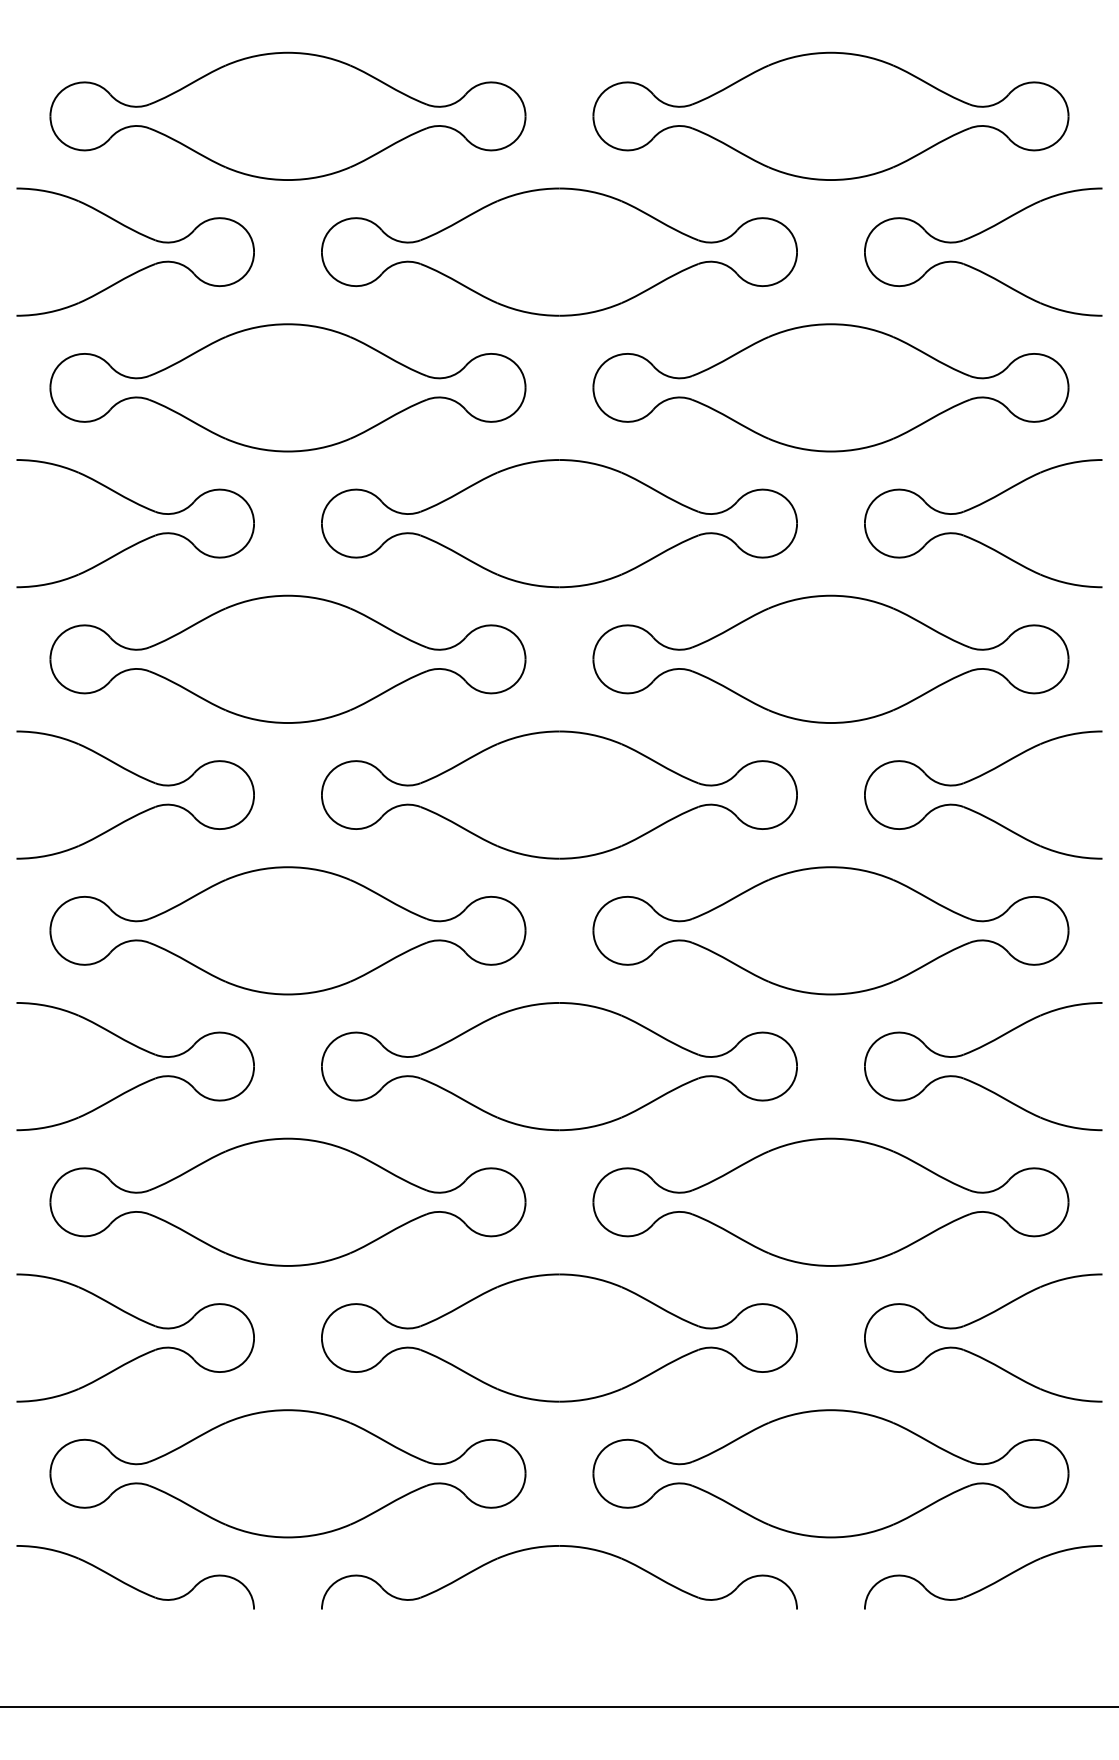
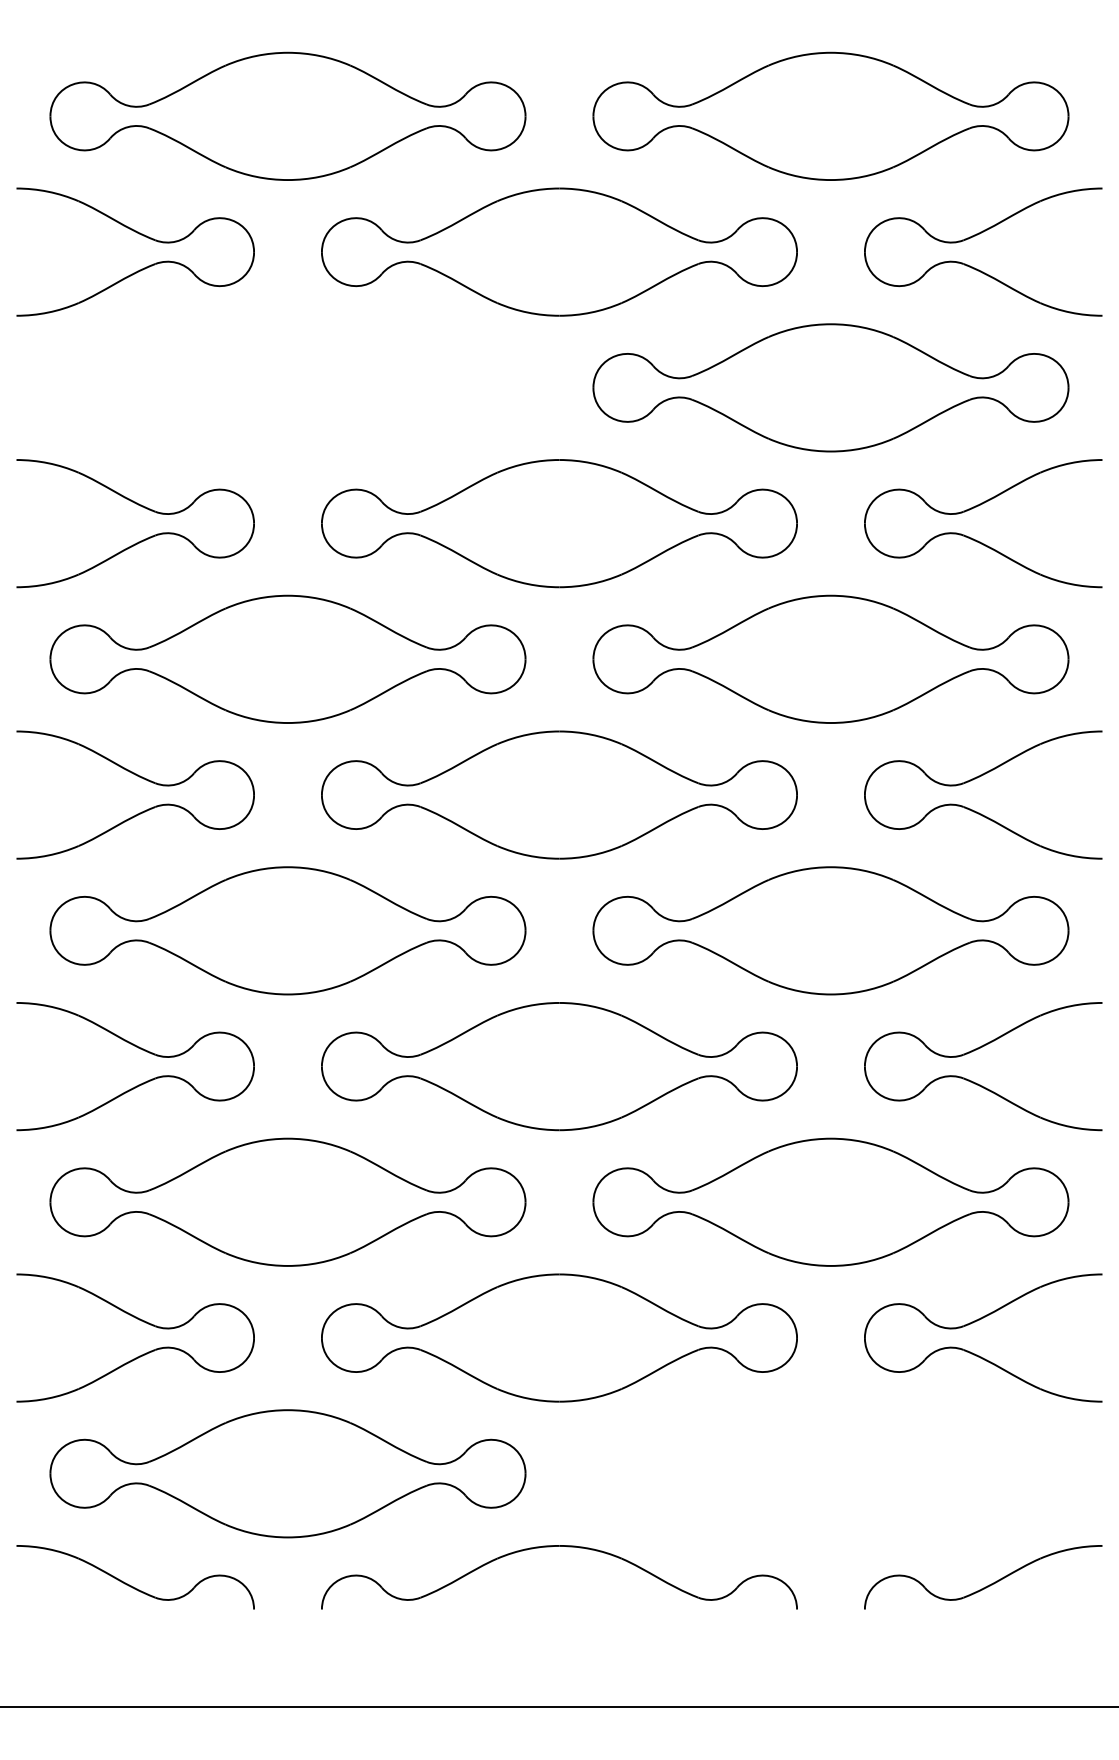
part: present -> none (287, 387)
part: present -> none (830, 1473)
